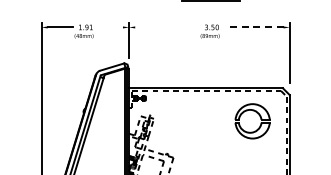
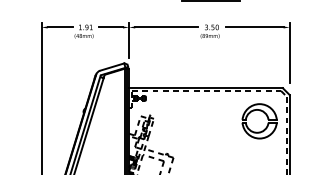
line: none -> present (110, 27)
line: none -> present (166, 27)
line: dashed -> solid (254, 27)
part position: (260, 122) -> (267, 122) (267, 122)
